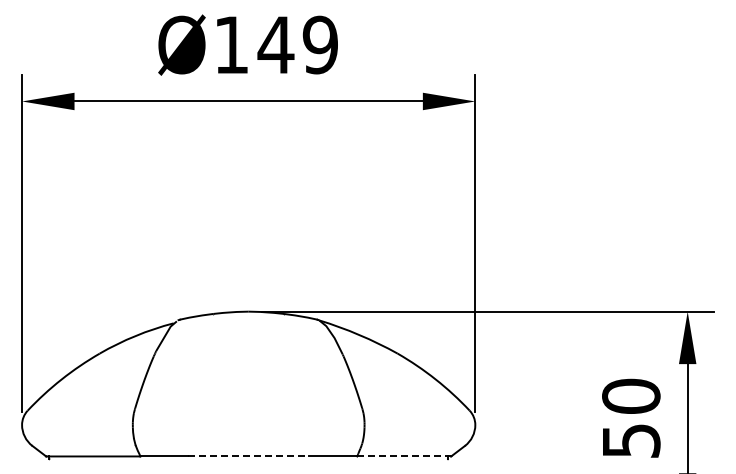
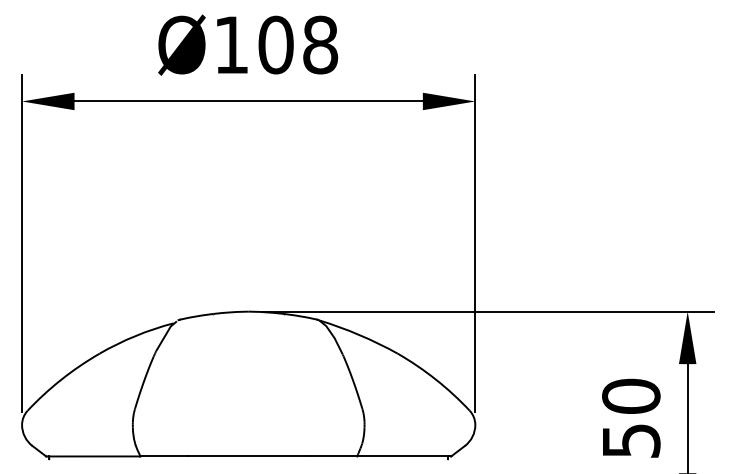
text: Ø149 -> Ø108 (297, 44)
line: dashed -> solid (249, 456)
line: dashed -> solid (404, 456)
